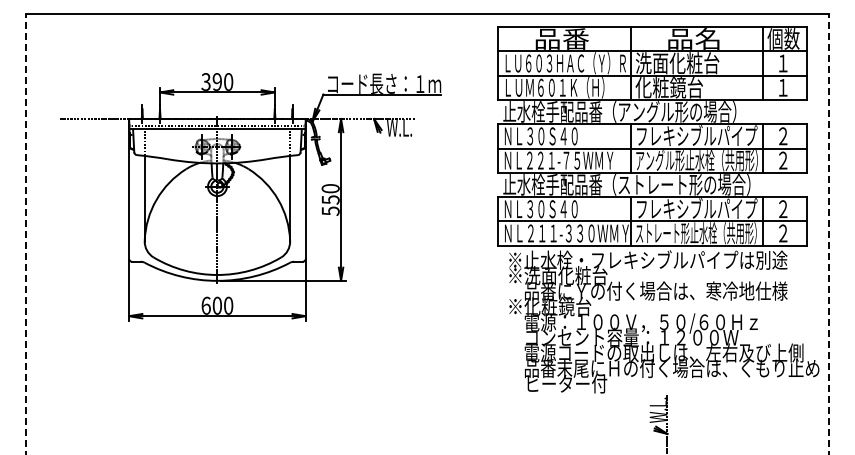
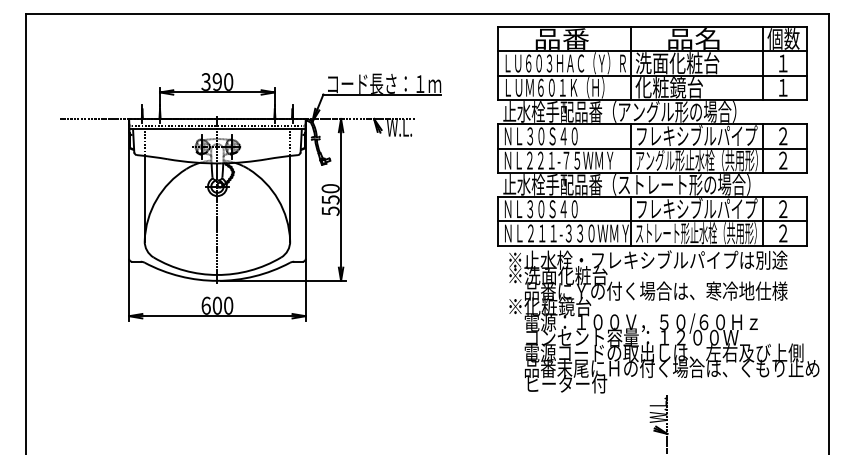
line: dashed -> solid (25, 233)
line: dashed -> solid (829, 233)
